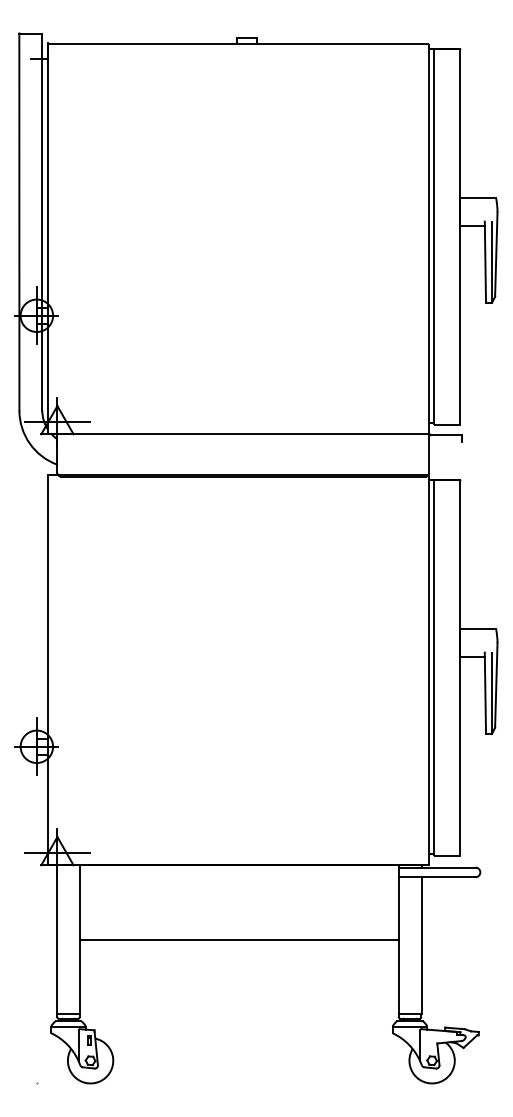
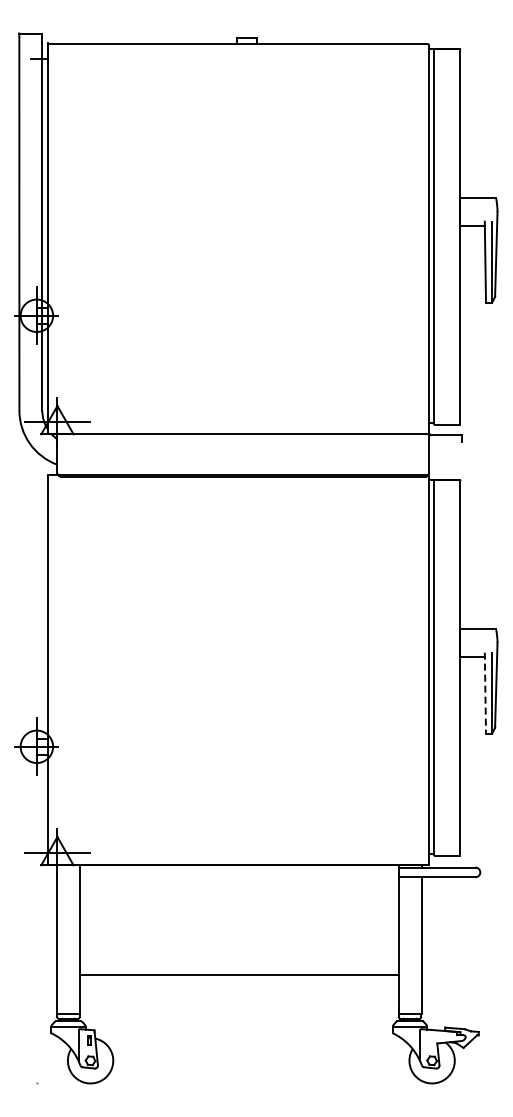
line: solid -> dashed (485, 693)
line position: (239, 939) -> (239, 974) (239, 974)
